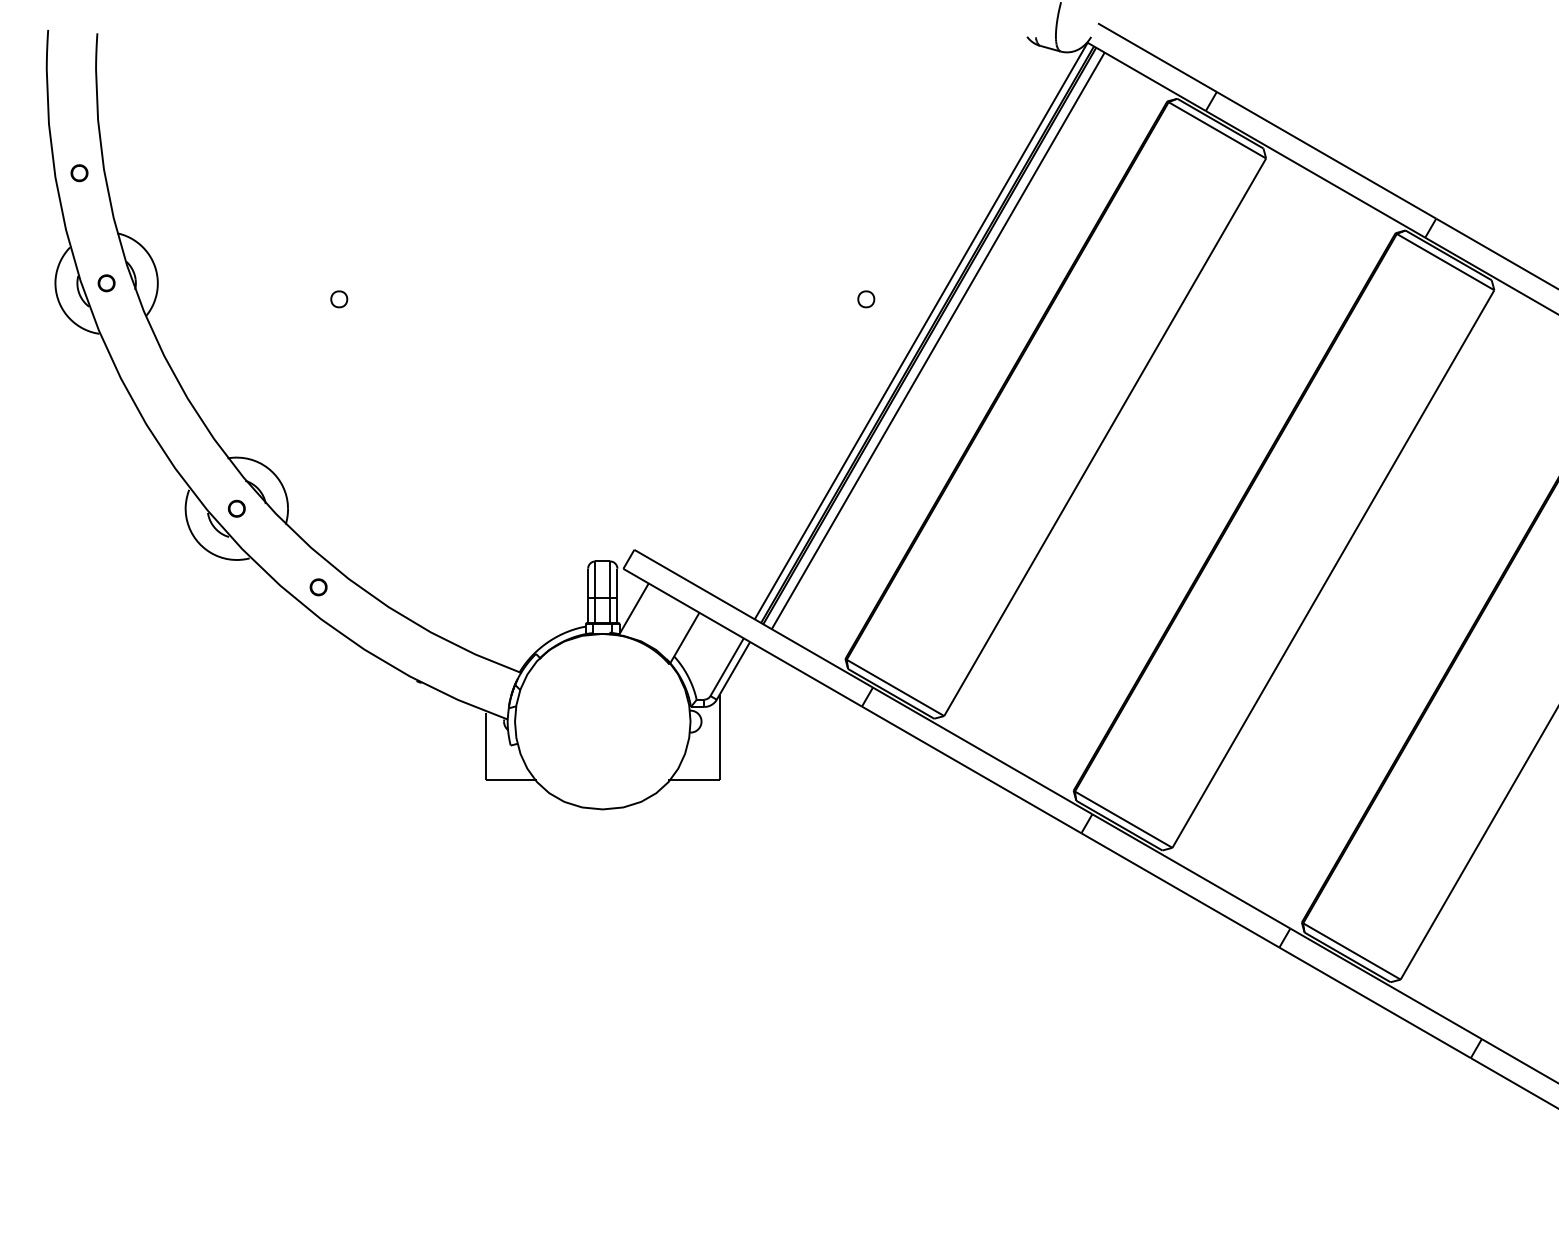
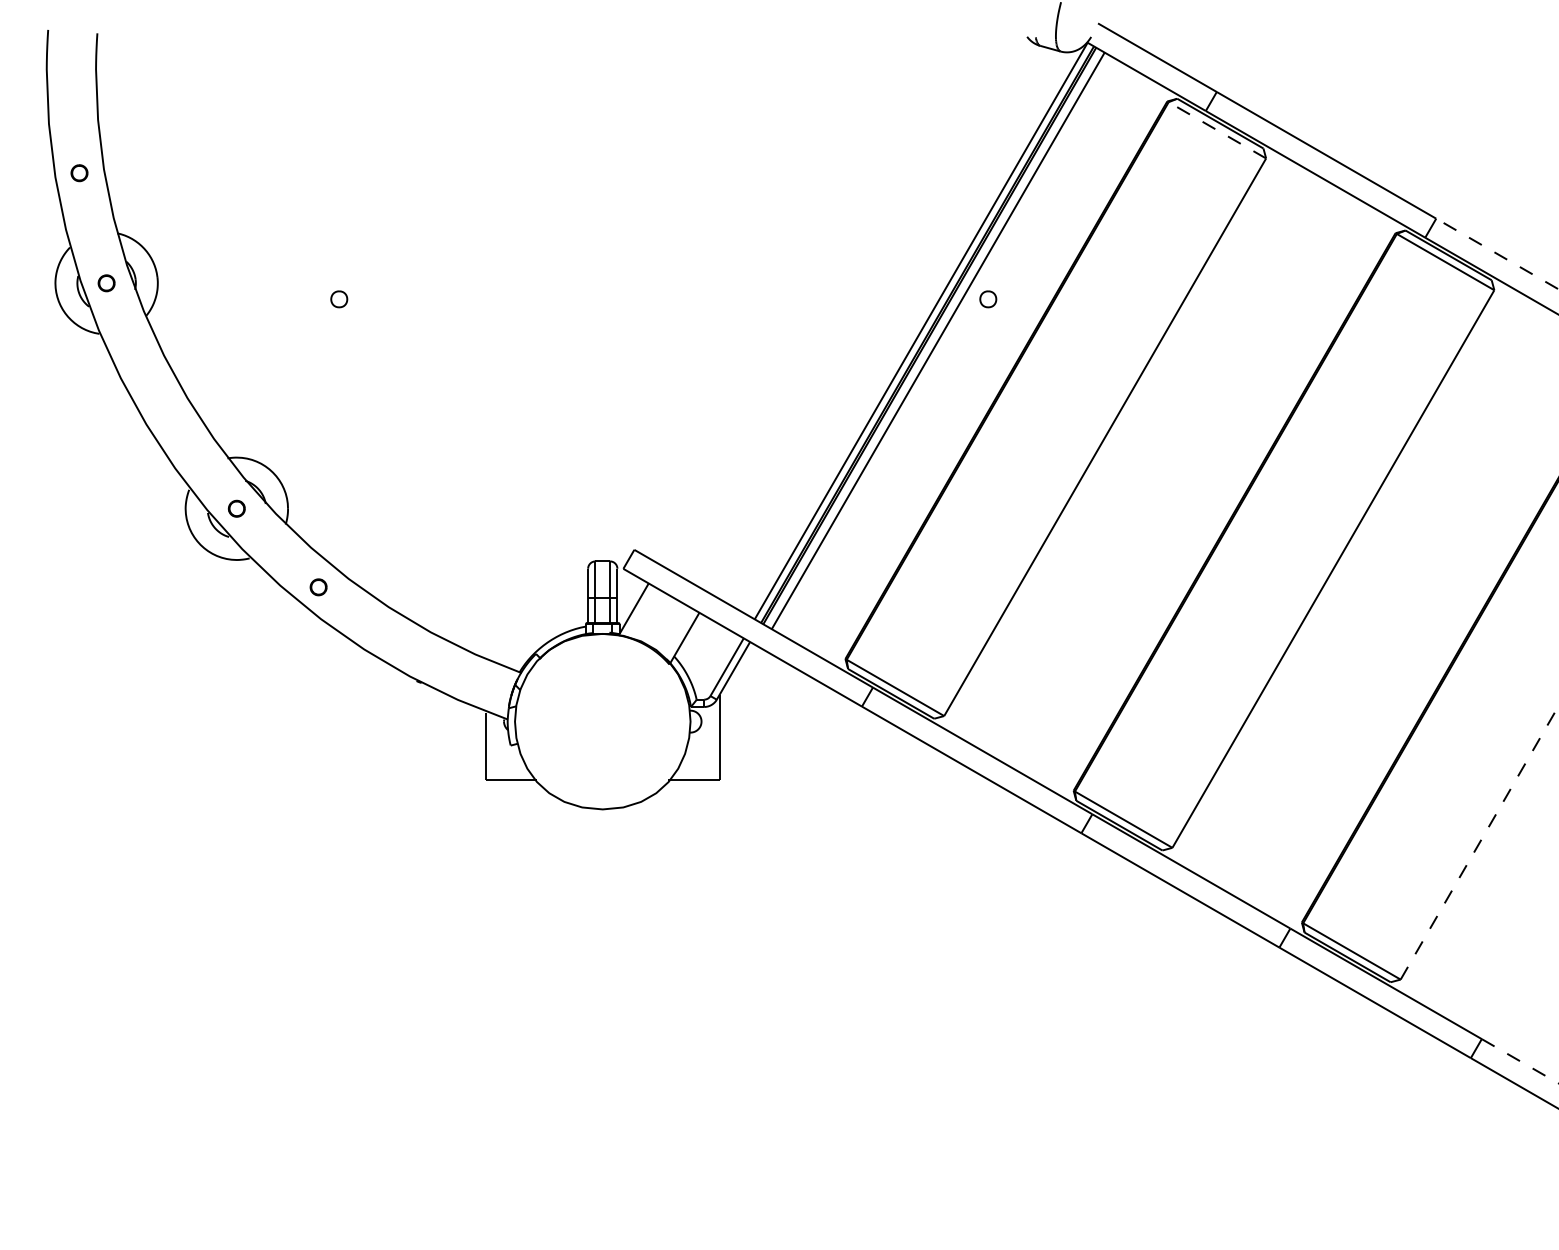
line: solid -> dashed (1216, 130)
line: solid -> dashed (1496, 253)
part position: (866, 299) -> (988, 299) (988, 299)
line: solid -> dashed (1479, 842)
line: solid -> dashed (1520, 1061)
